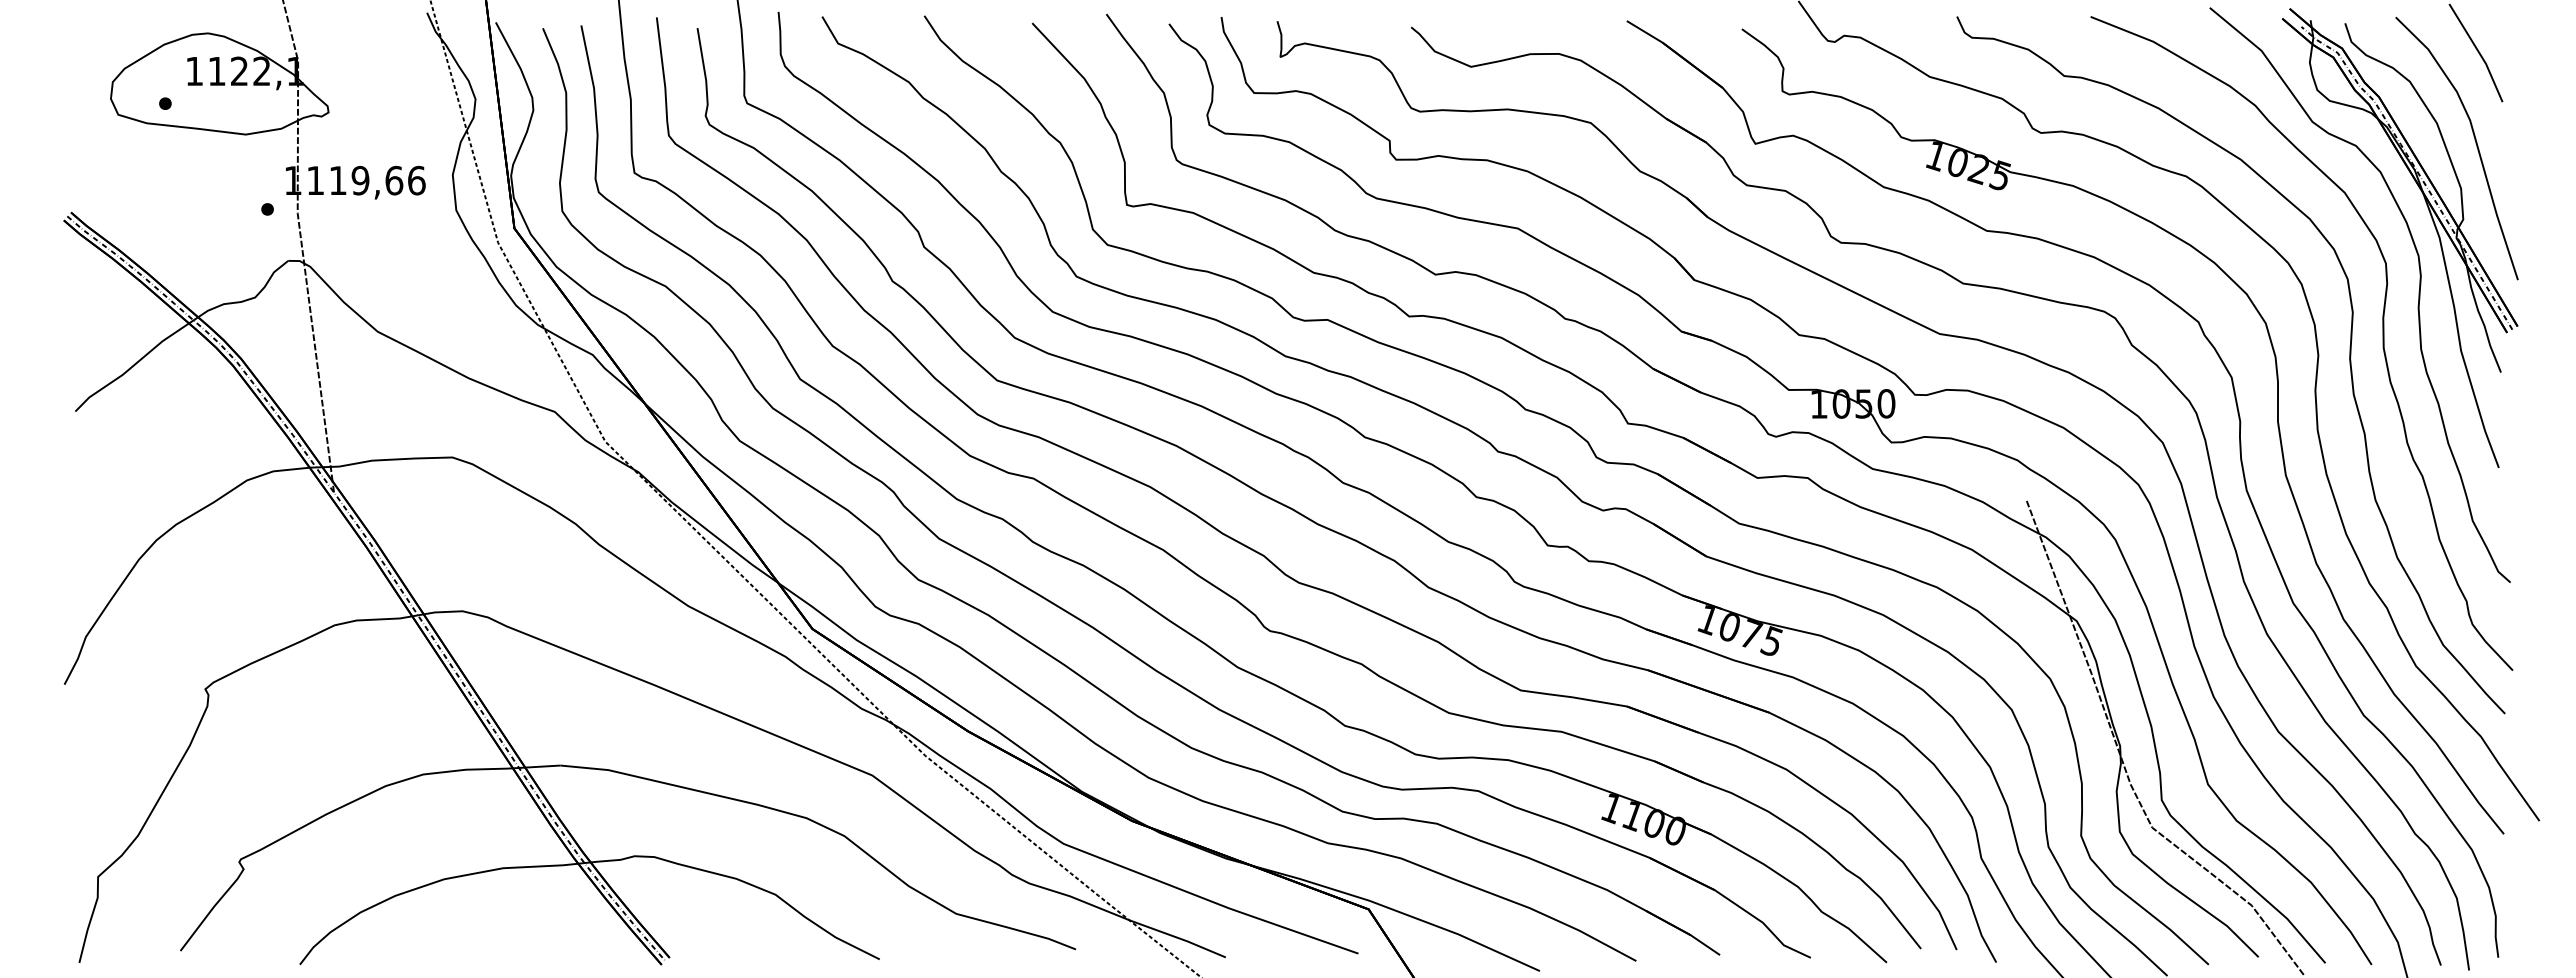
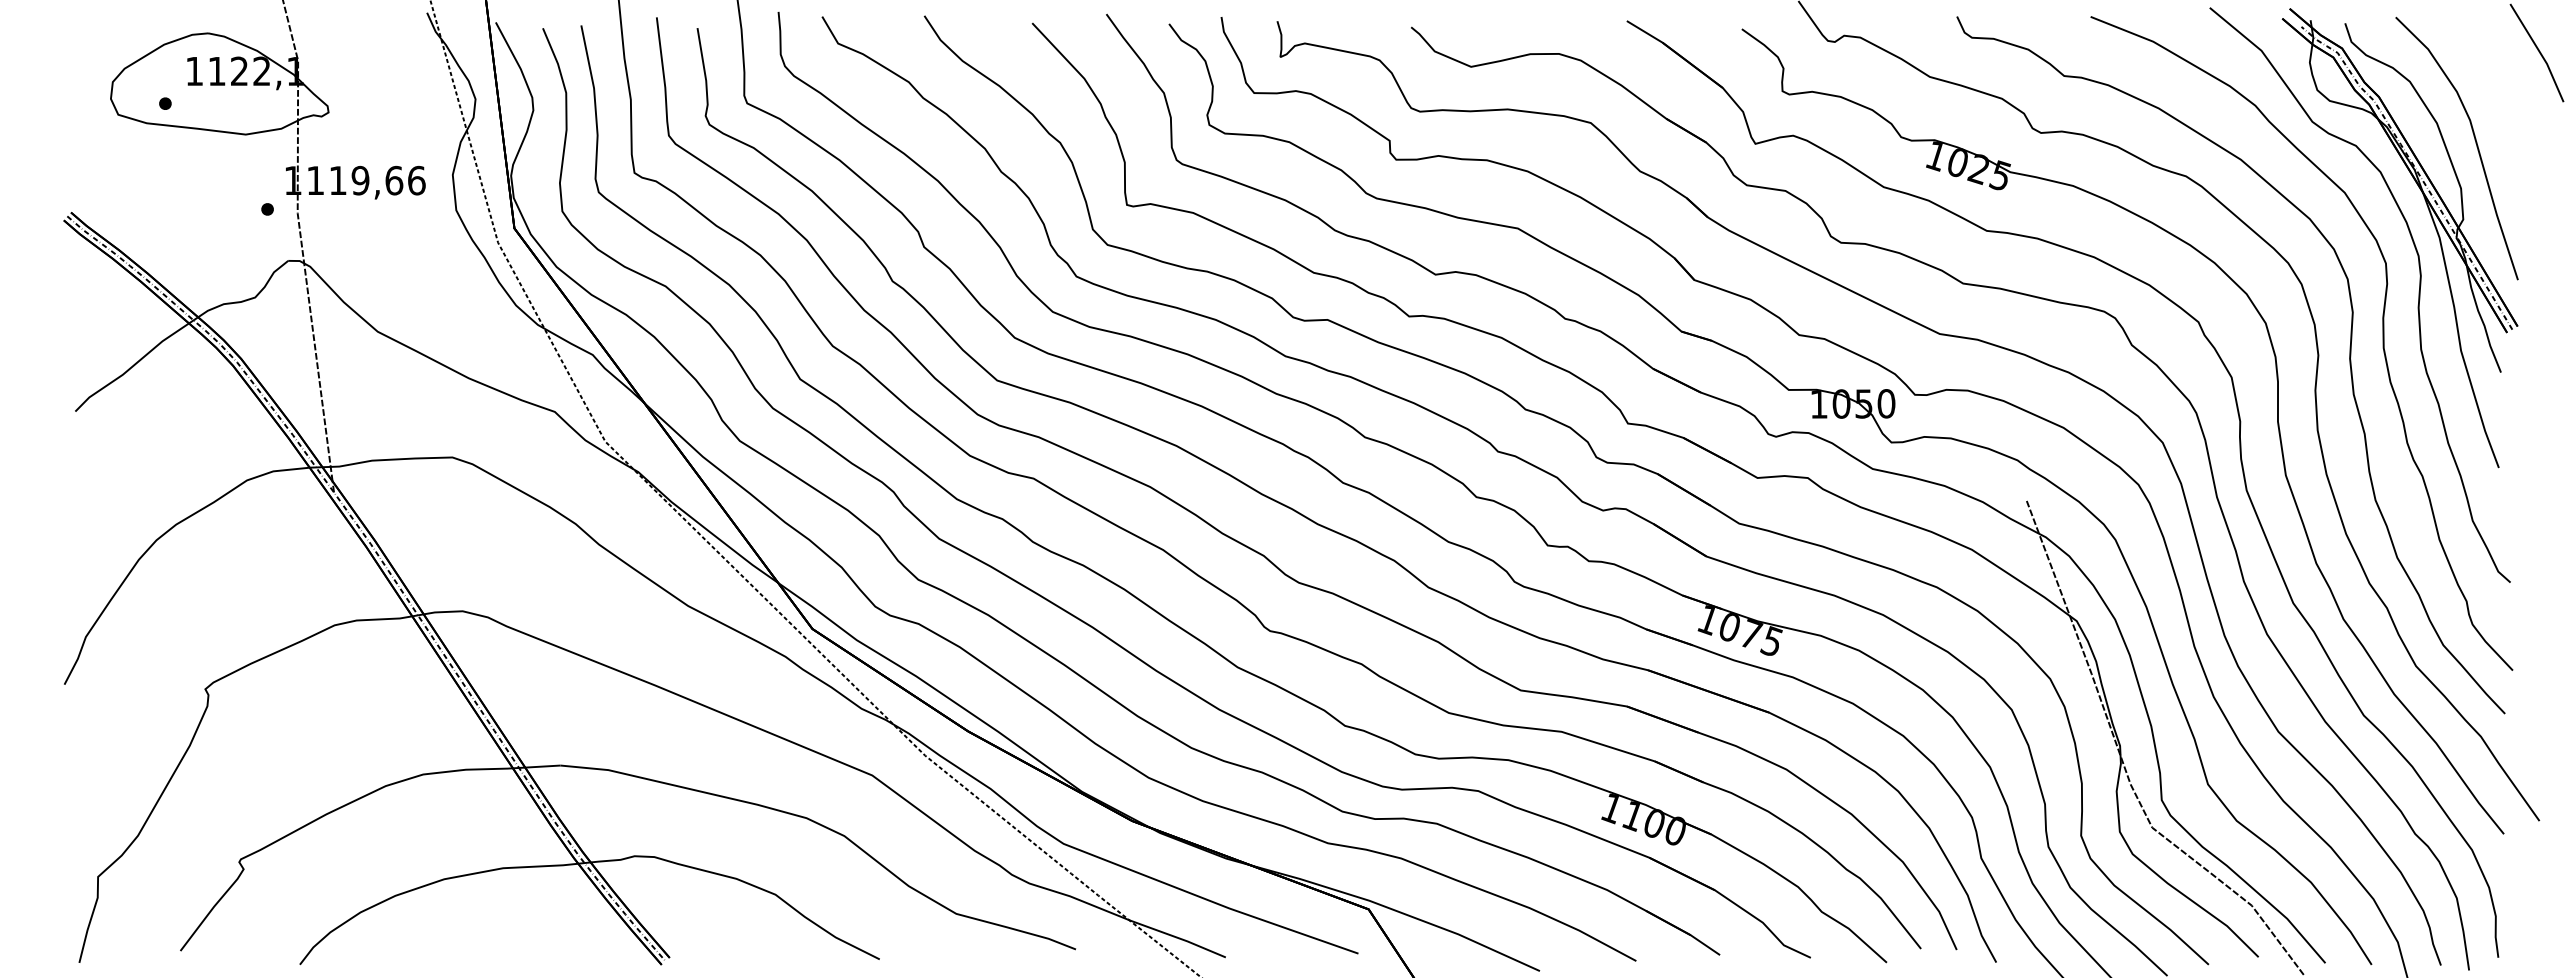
line position: (2476, 50) -> (2537, 50) (2537, 50)
